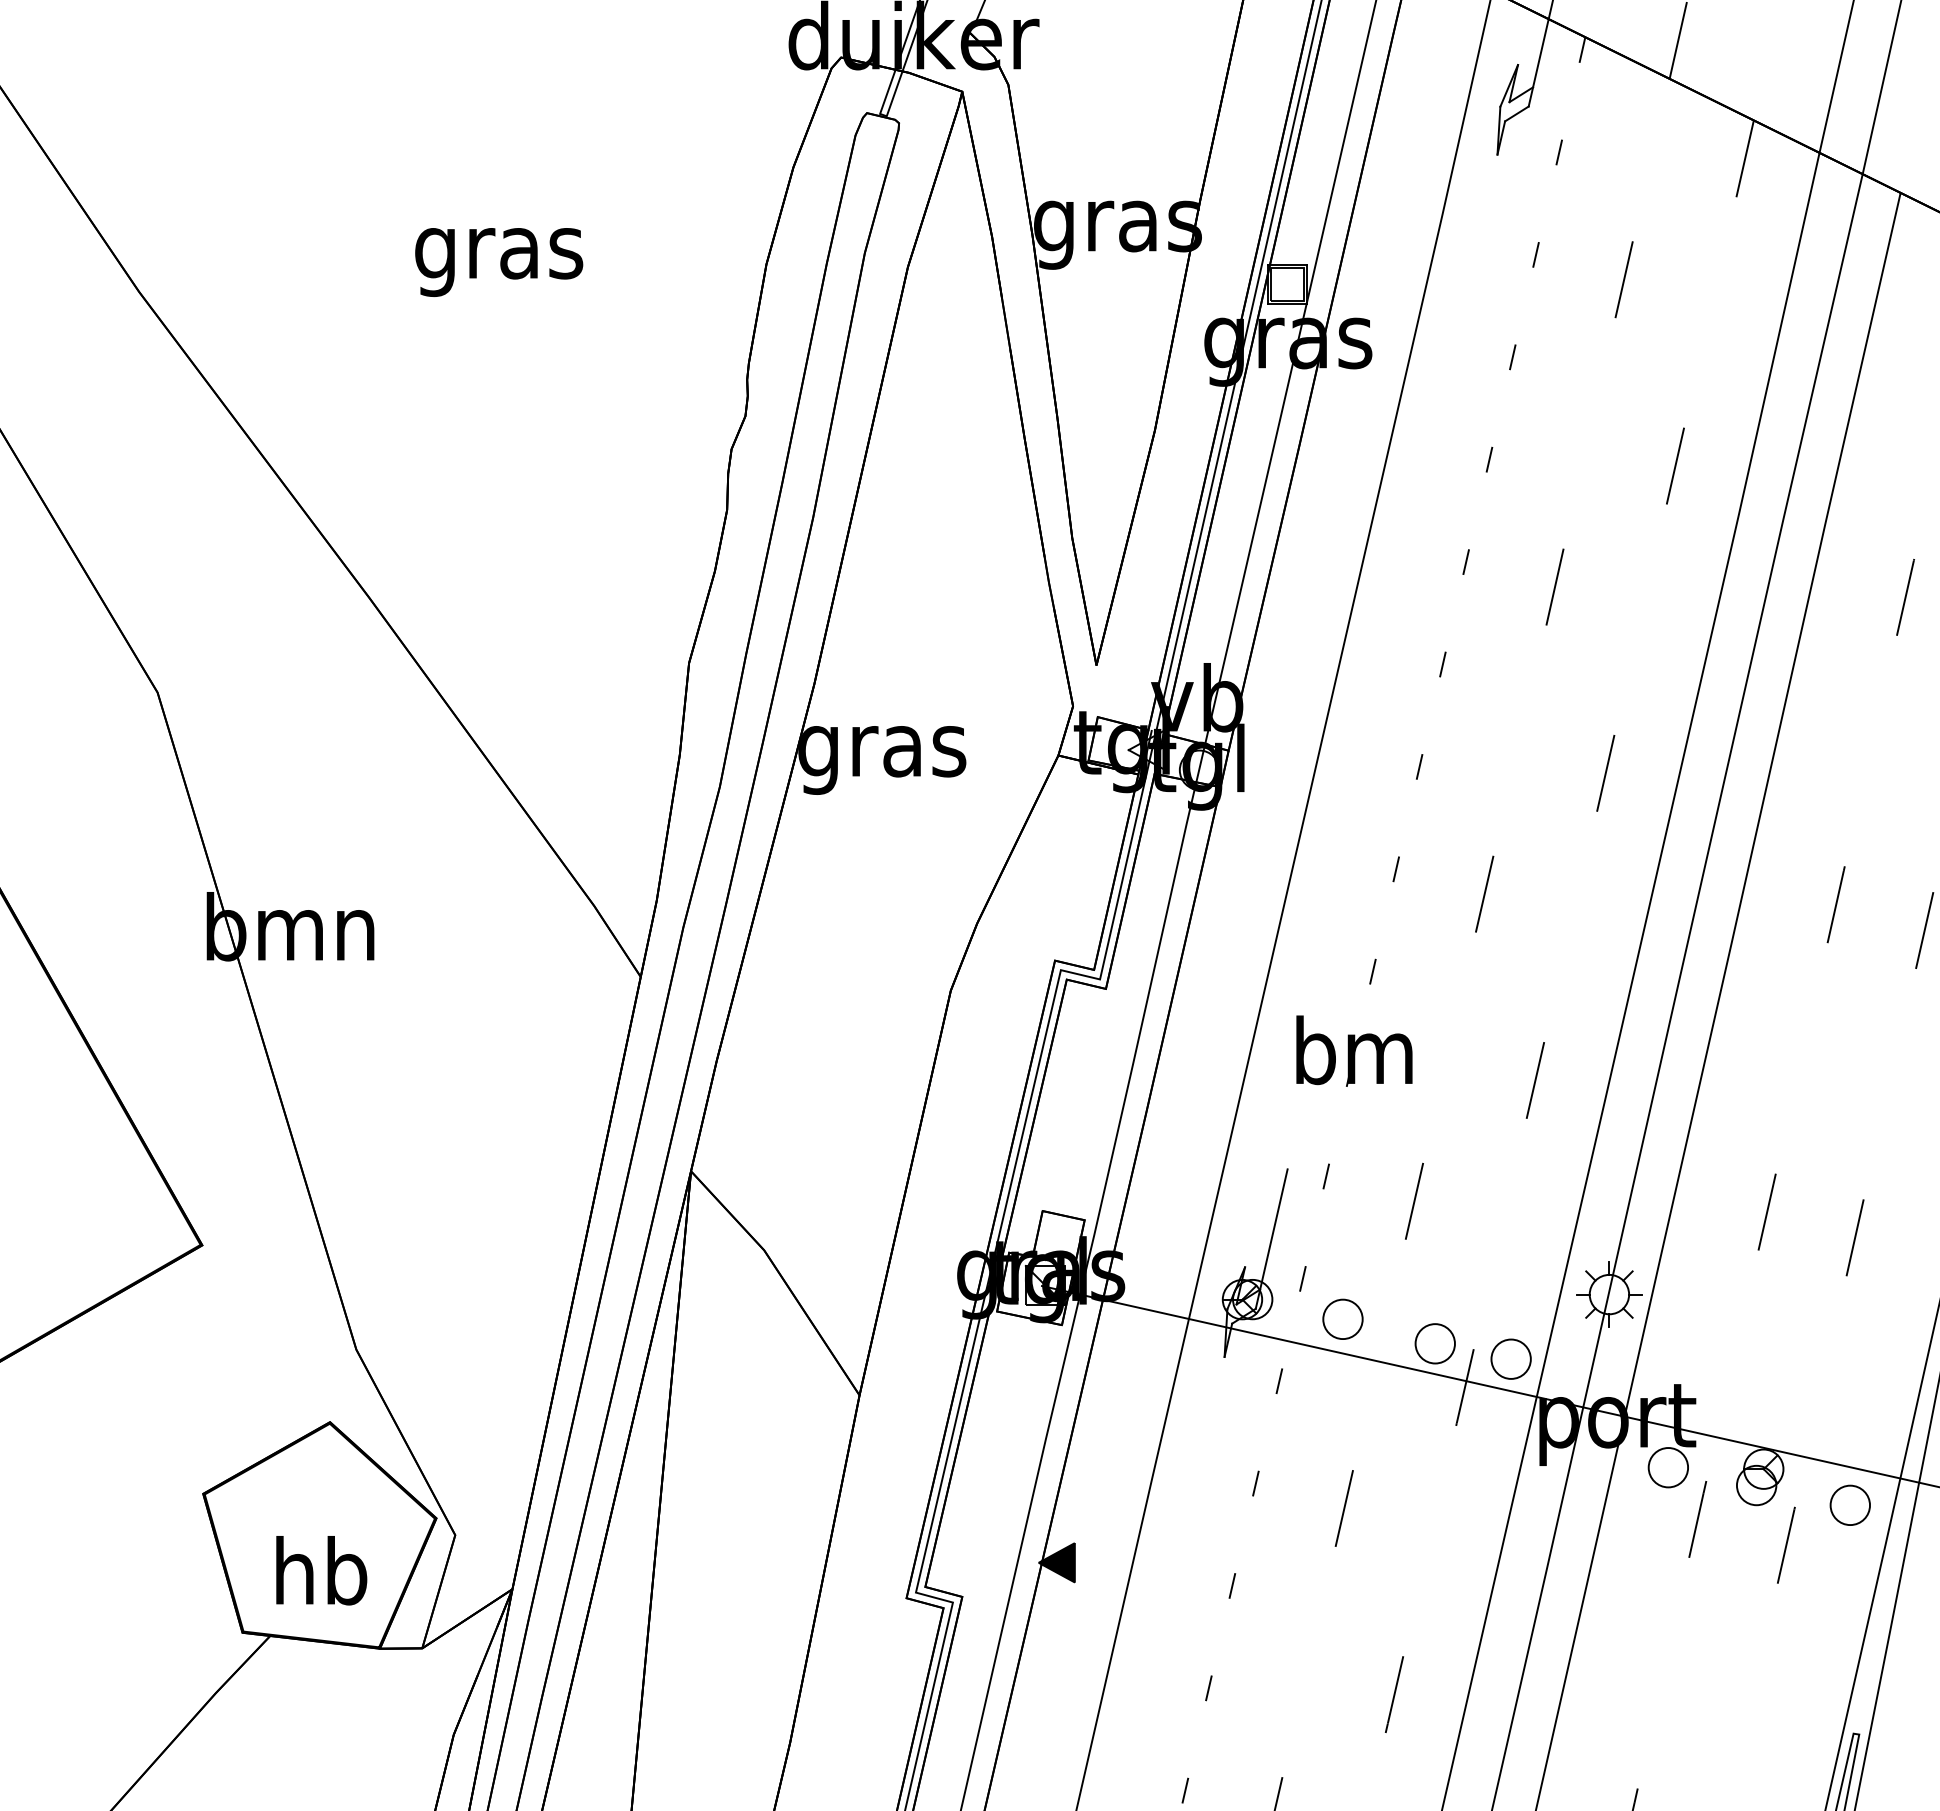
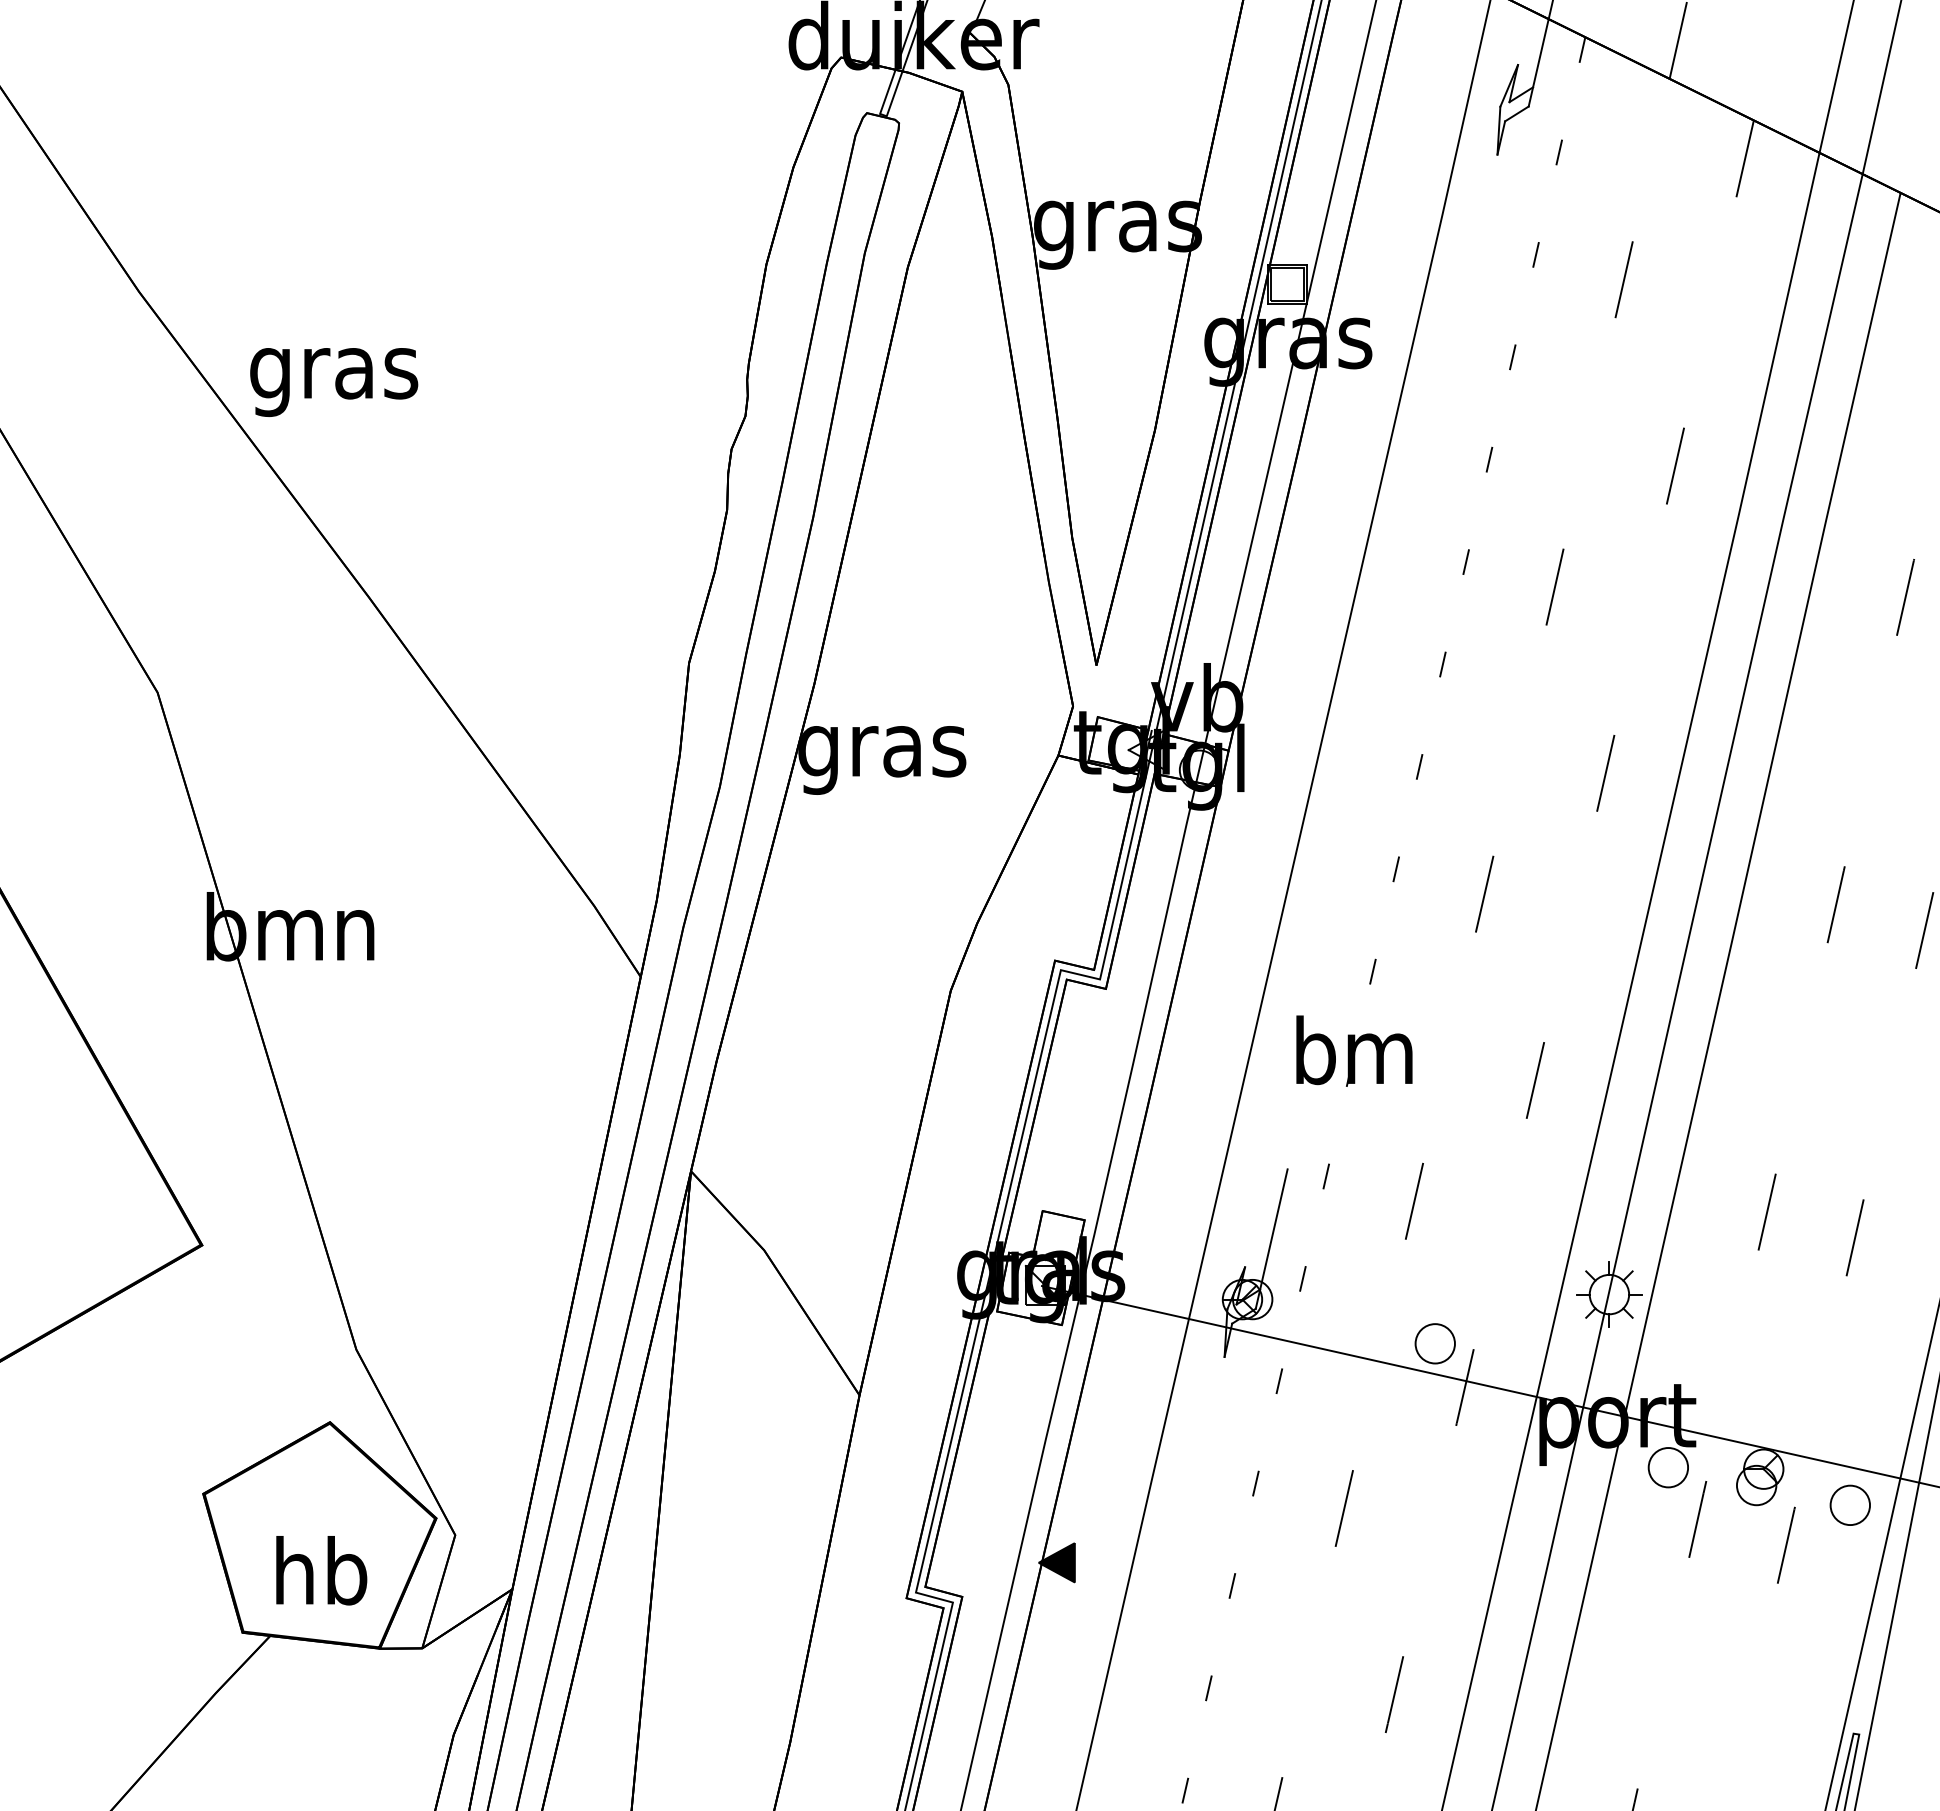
text position: (499, 262) -> (334, 382) (334, 382)
part: present -> none (1342, 1318)
part: present -> none (1510, 1358)
